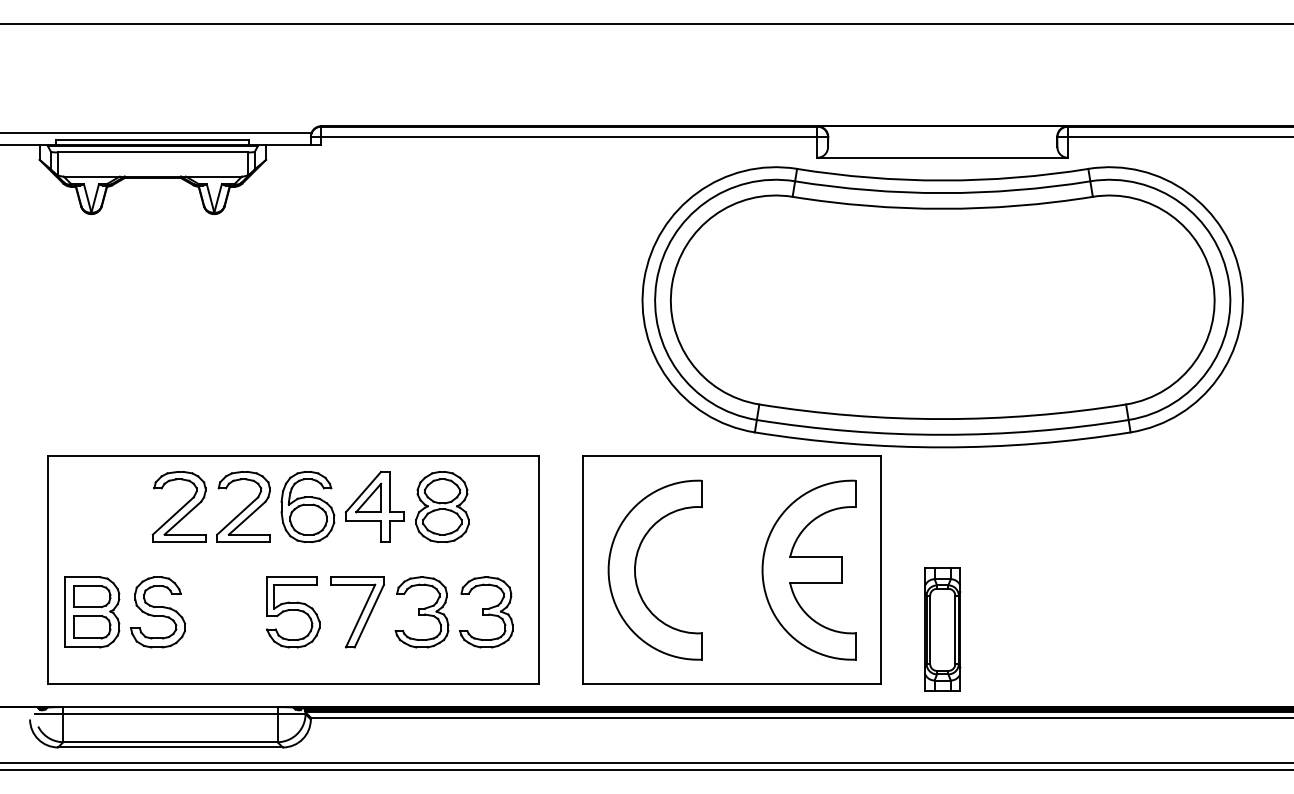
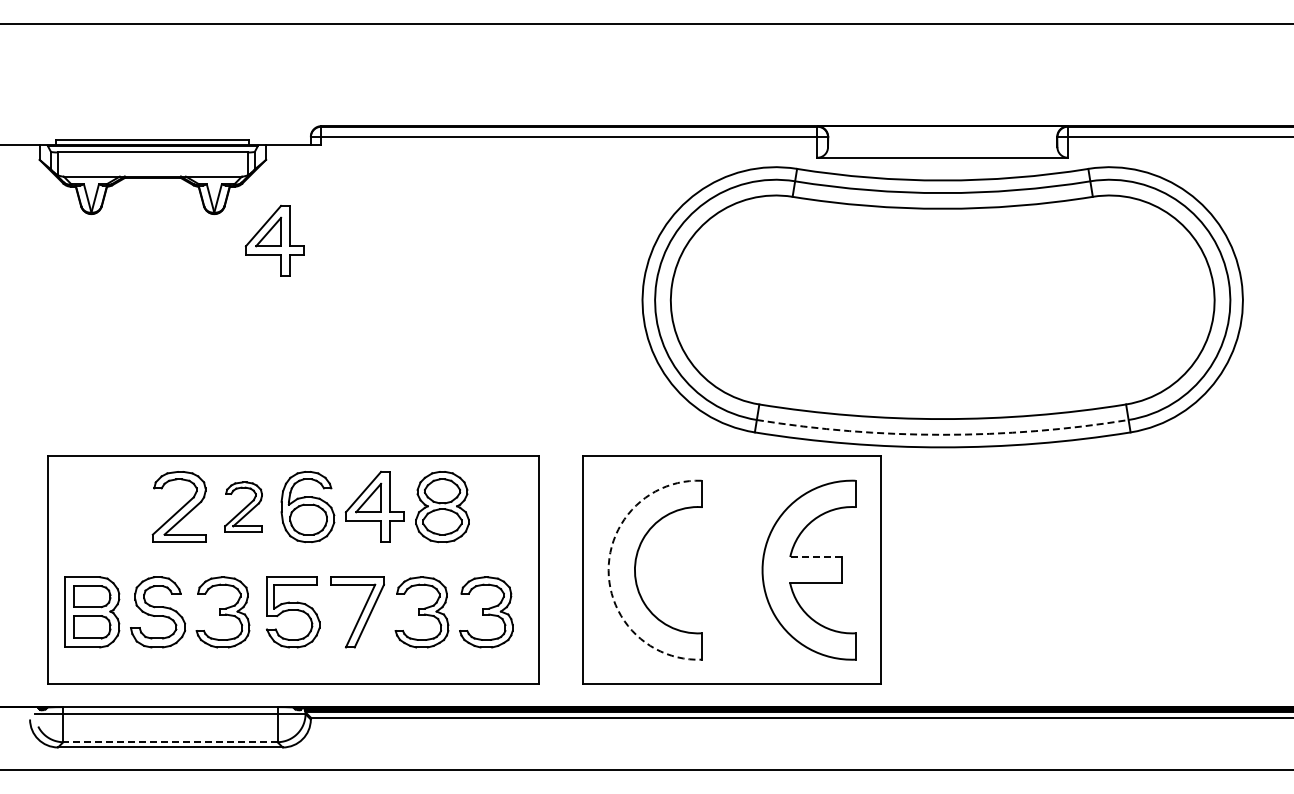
line: present -> none (156, 132)
part: none -> present (274, 240)
arc: solid -> dashed (942, 434)
part size: 55x72 px -> 39x52 px (243, 506)
line: solid -> dashed (815, 557)
arc: solid -> dashed (608, 570)
part: none -> present (222, 612)
part: present -> none (942, 629)
line: solid -> dashed (169, 742)
line: present -> none (646, 763)
